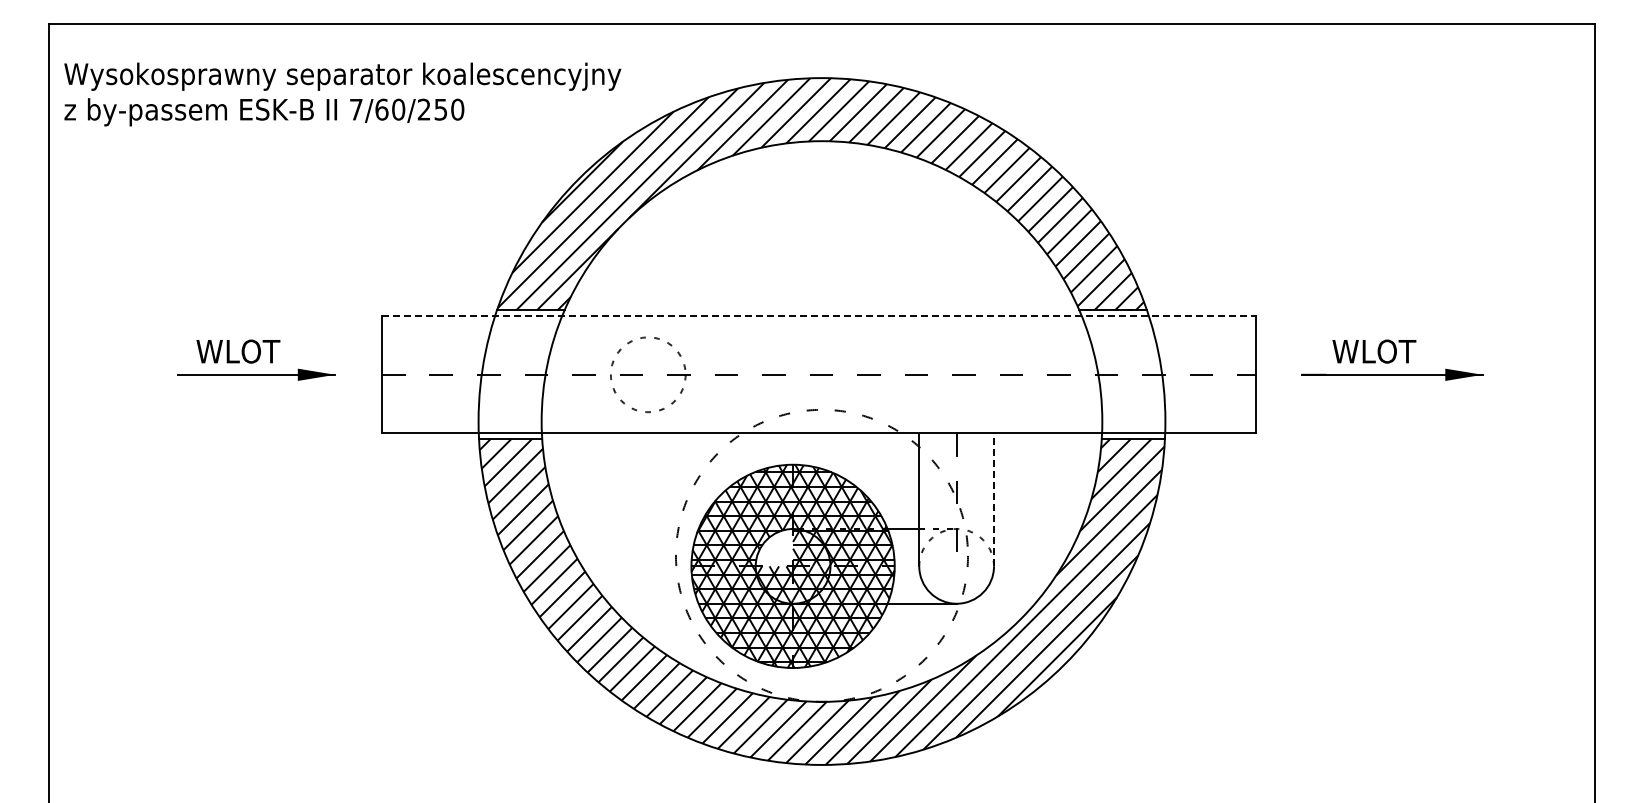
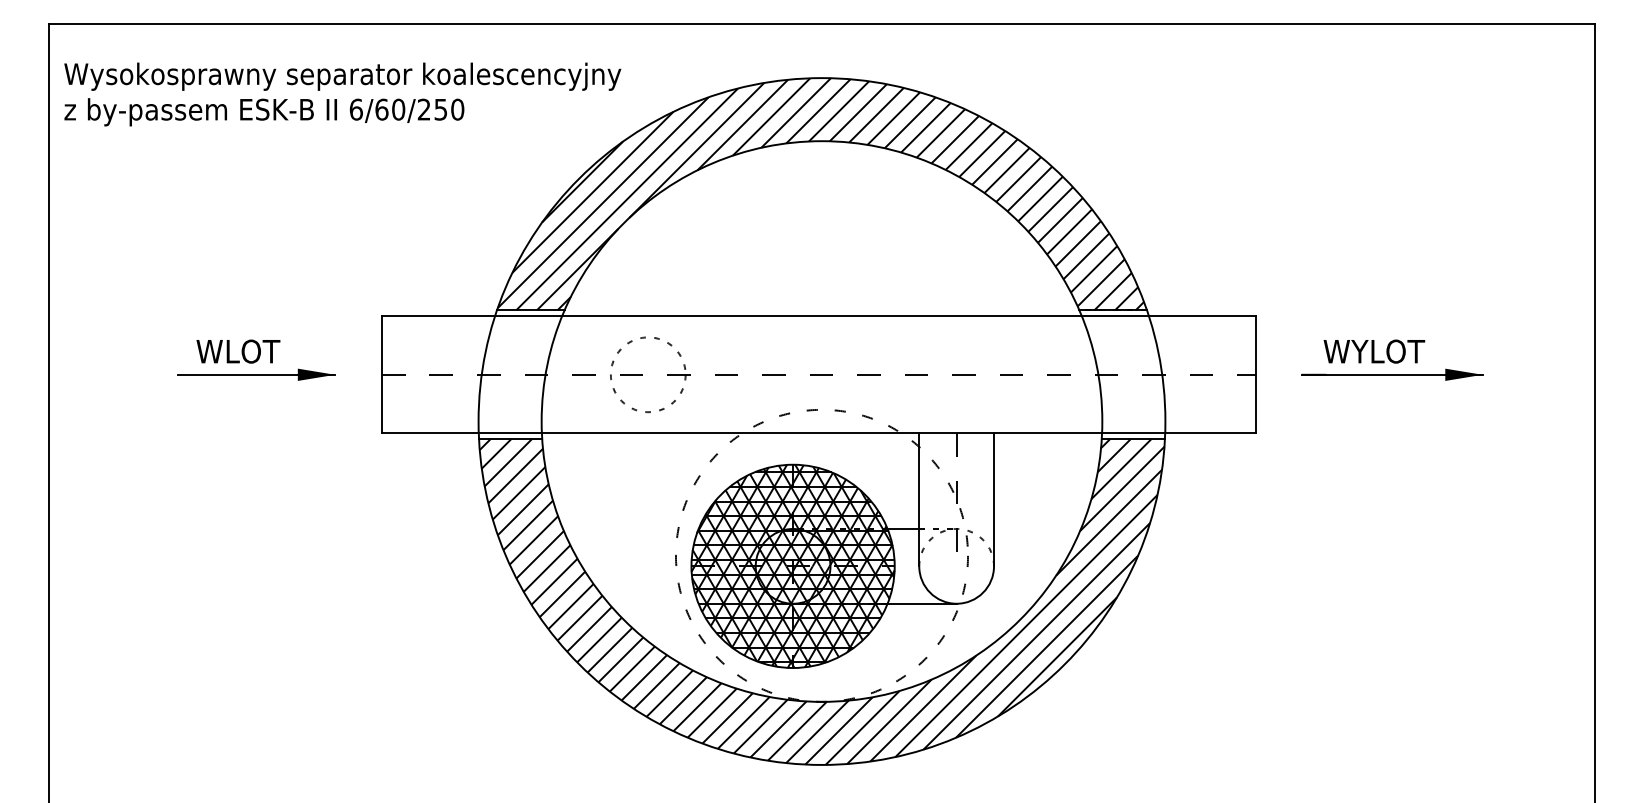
text: 7/60/250 -> 6/60/250 (355, 109)
line: dashed -> solid (818, 316)
text: WLOT -> WYLOT (1374, 351)
line: dashed -> solid (994, 499)
hatch: none -> present (774, 548)
